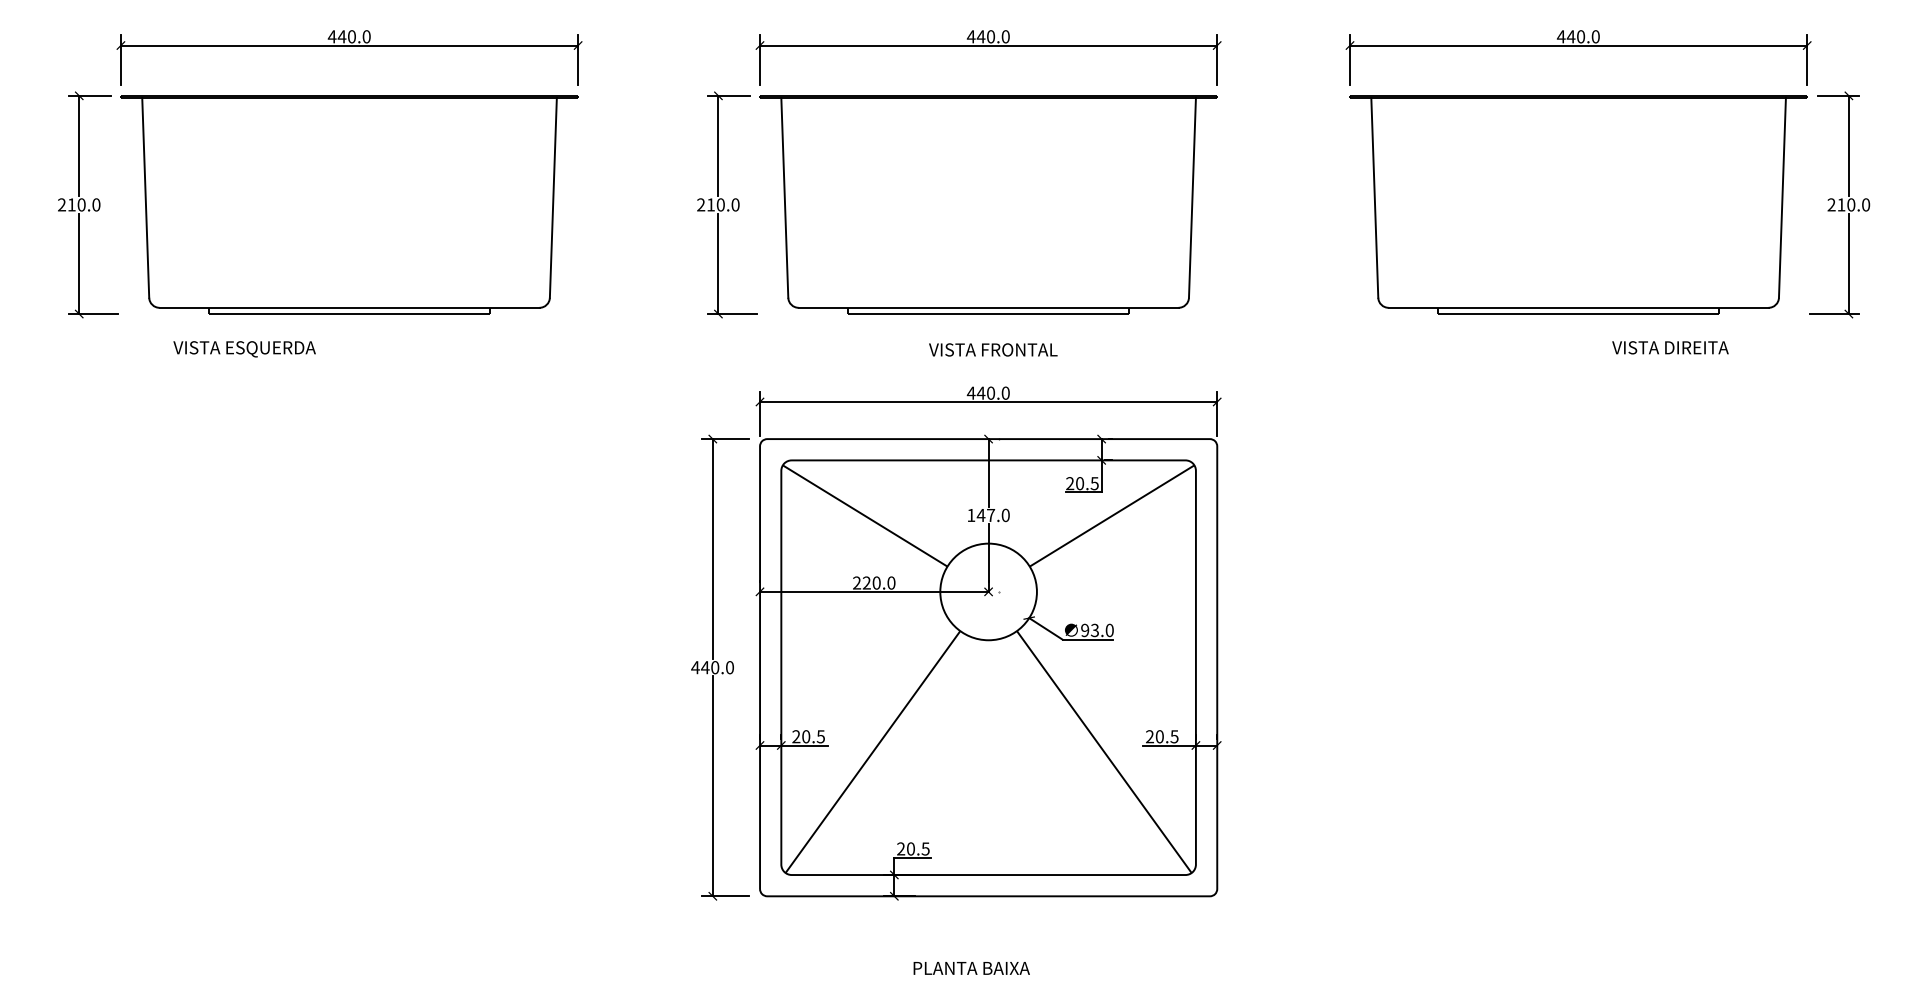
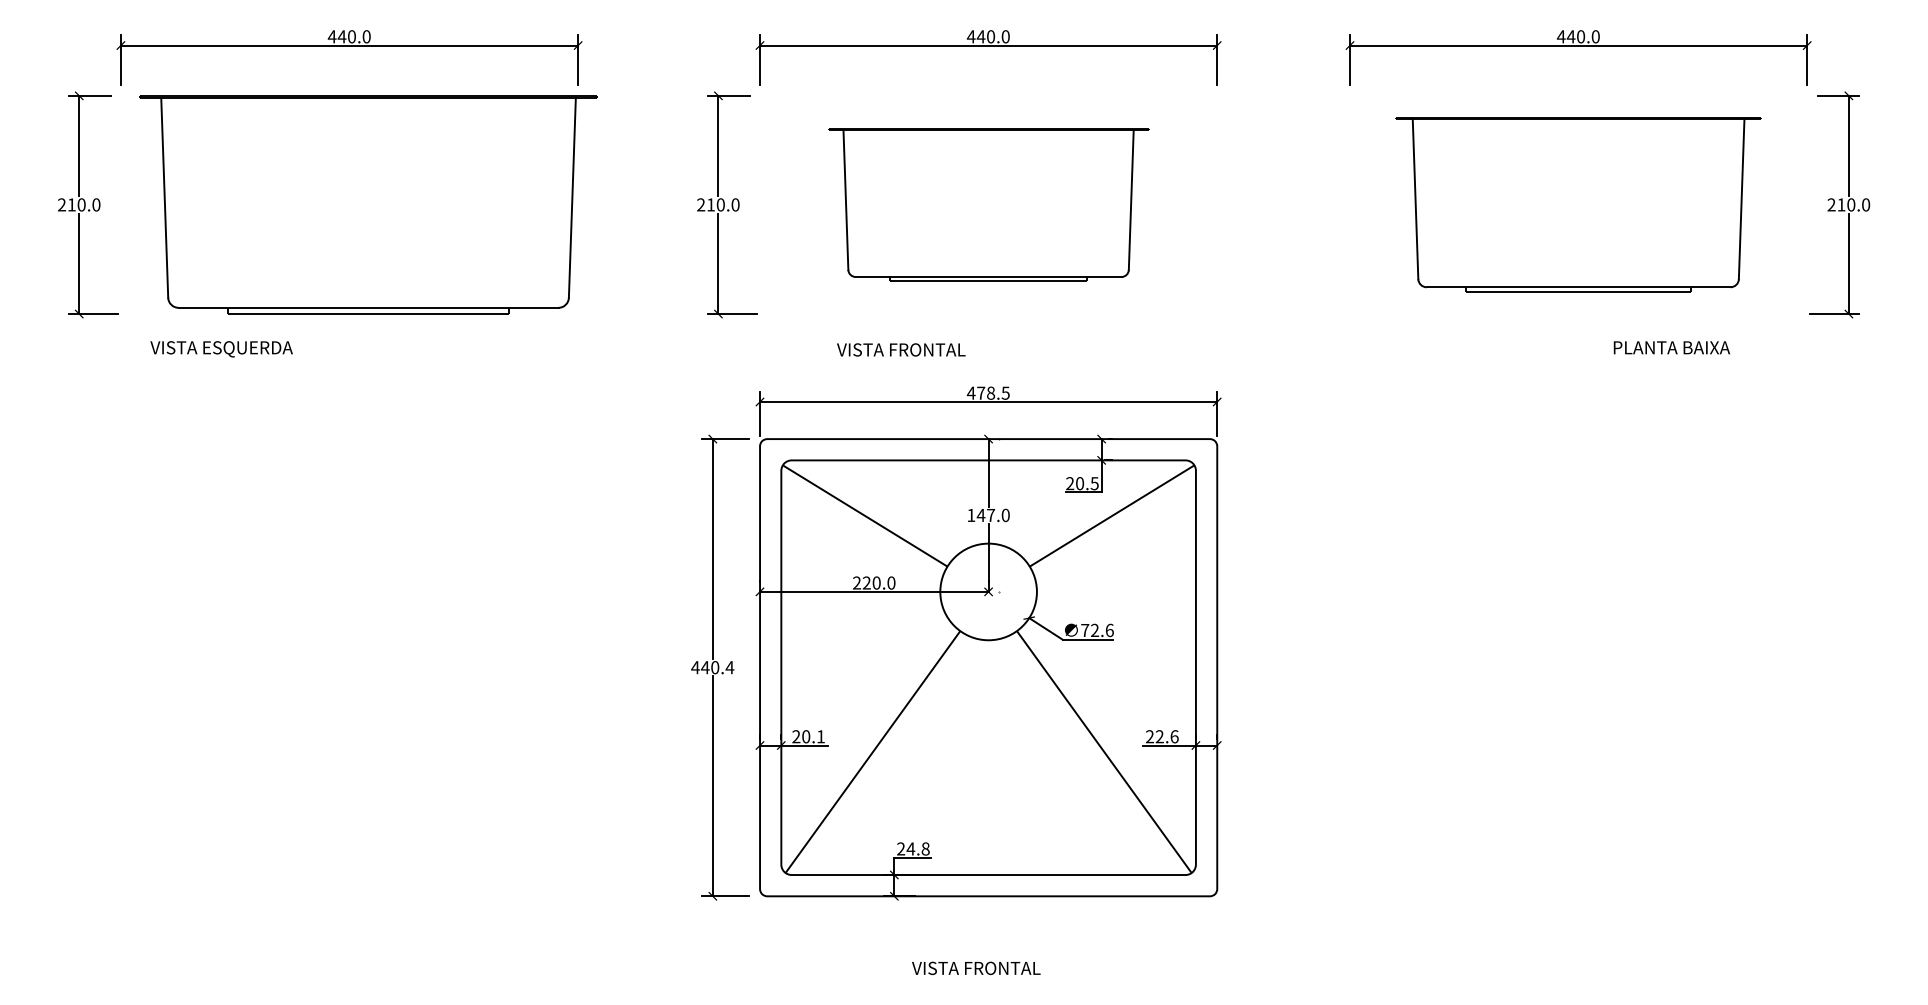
part position: (349, 204) -> (368, 204) (368, 204)
part size: 459x220 px -> 322x154 px (988, 204)
part size: 459x220 px -> 367x176 px (1578, 204)
text: VISTA DIREITA -> PLANTA BAIXA (1670, 347)
text position: (244, 349) -> (221, 349) (221, 349)
text position: (993, 349) -> (901, 349) (901, 349)
text: 440.0 -> 478.5 (992, 392)
text: 93.0 -> 72.6 (1097, 630)
text: 440.0 -> 440.4 (729, 667)
text: 20.5 -> 20.1 (820, 736)
text: 20.5 -> 22.6 (1166, 736)
text: 20.5 -> 24.8 (917, 848)
text: PLANTA BAIXA -> VISTA FRONTAL (976, 968)
